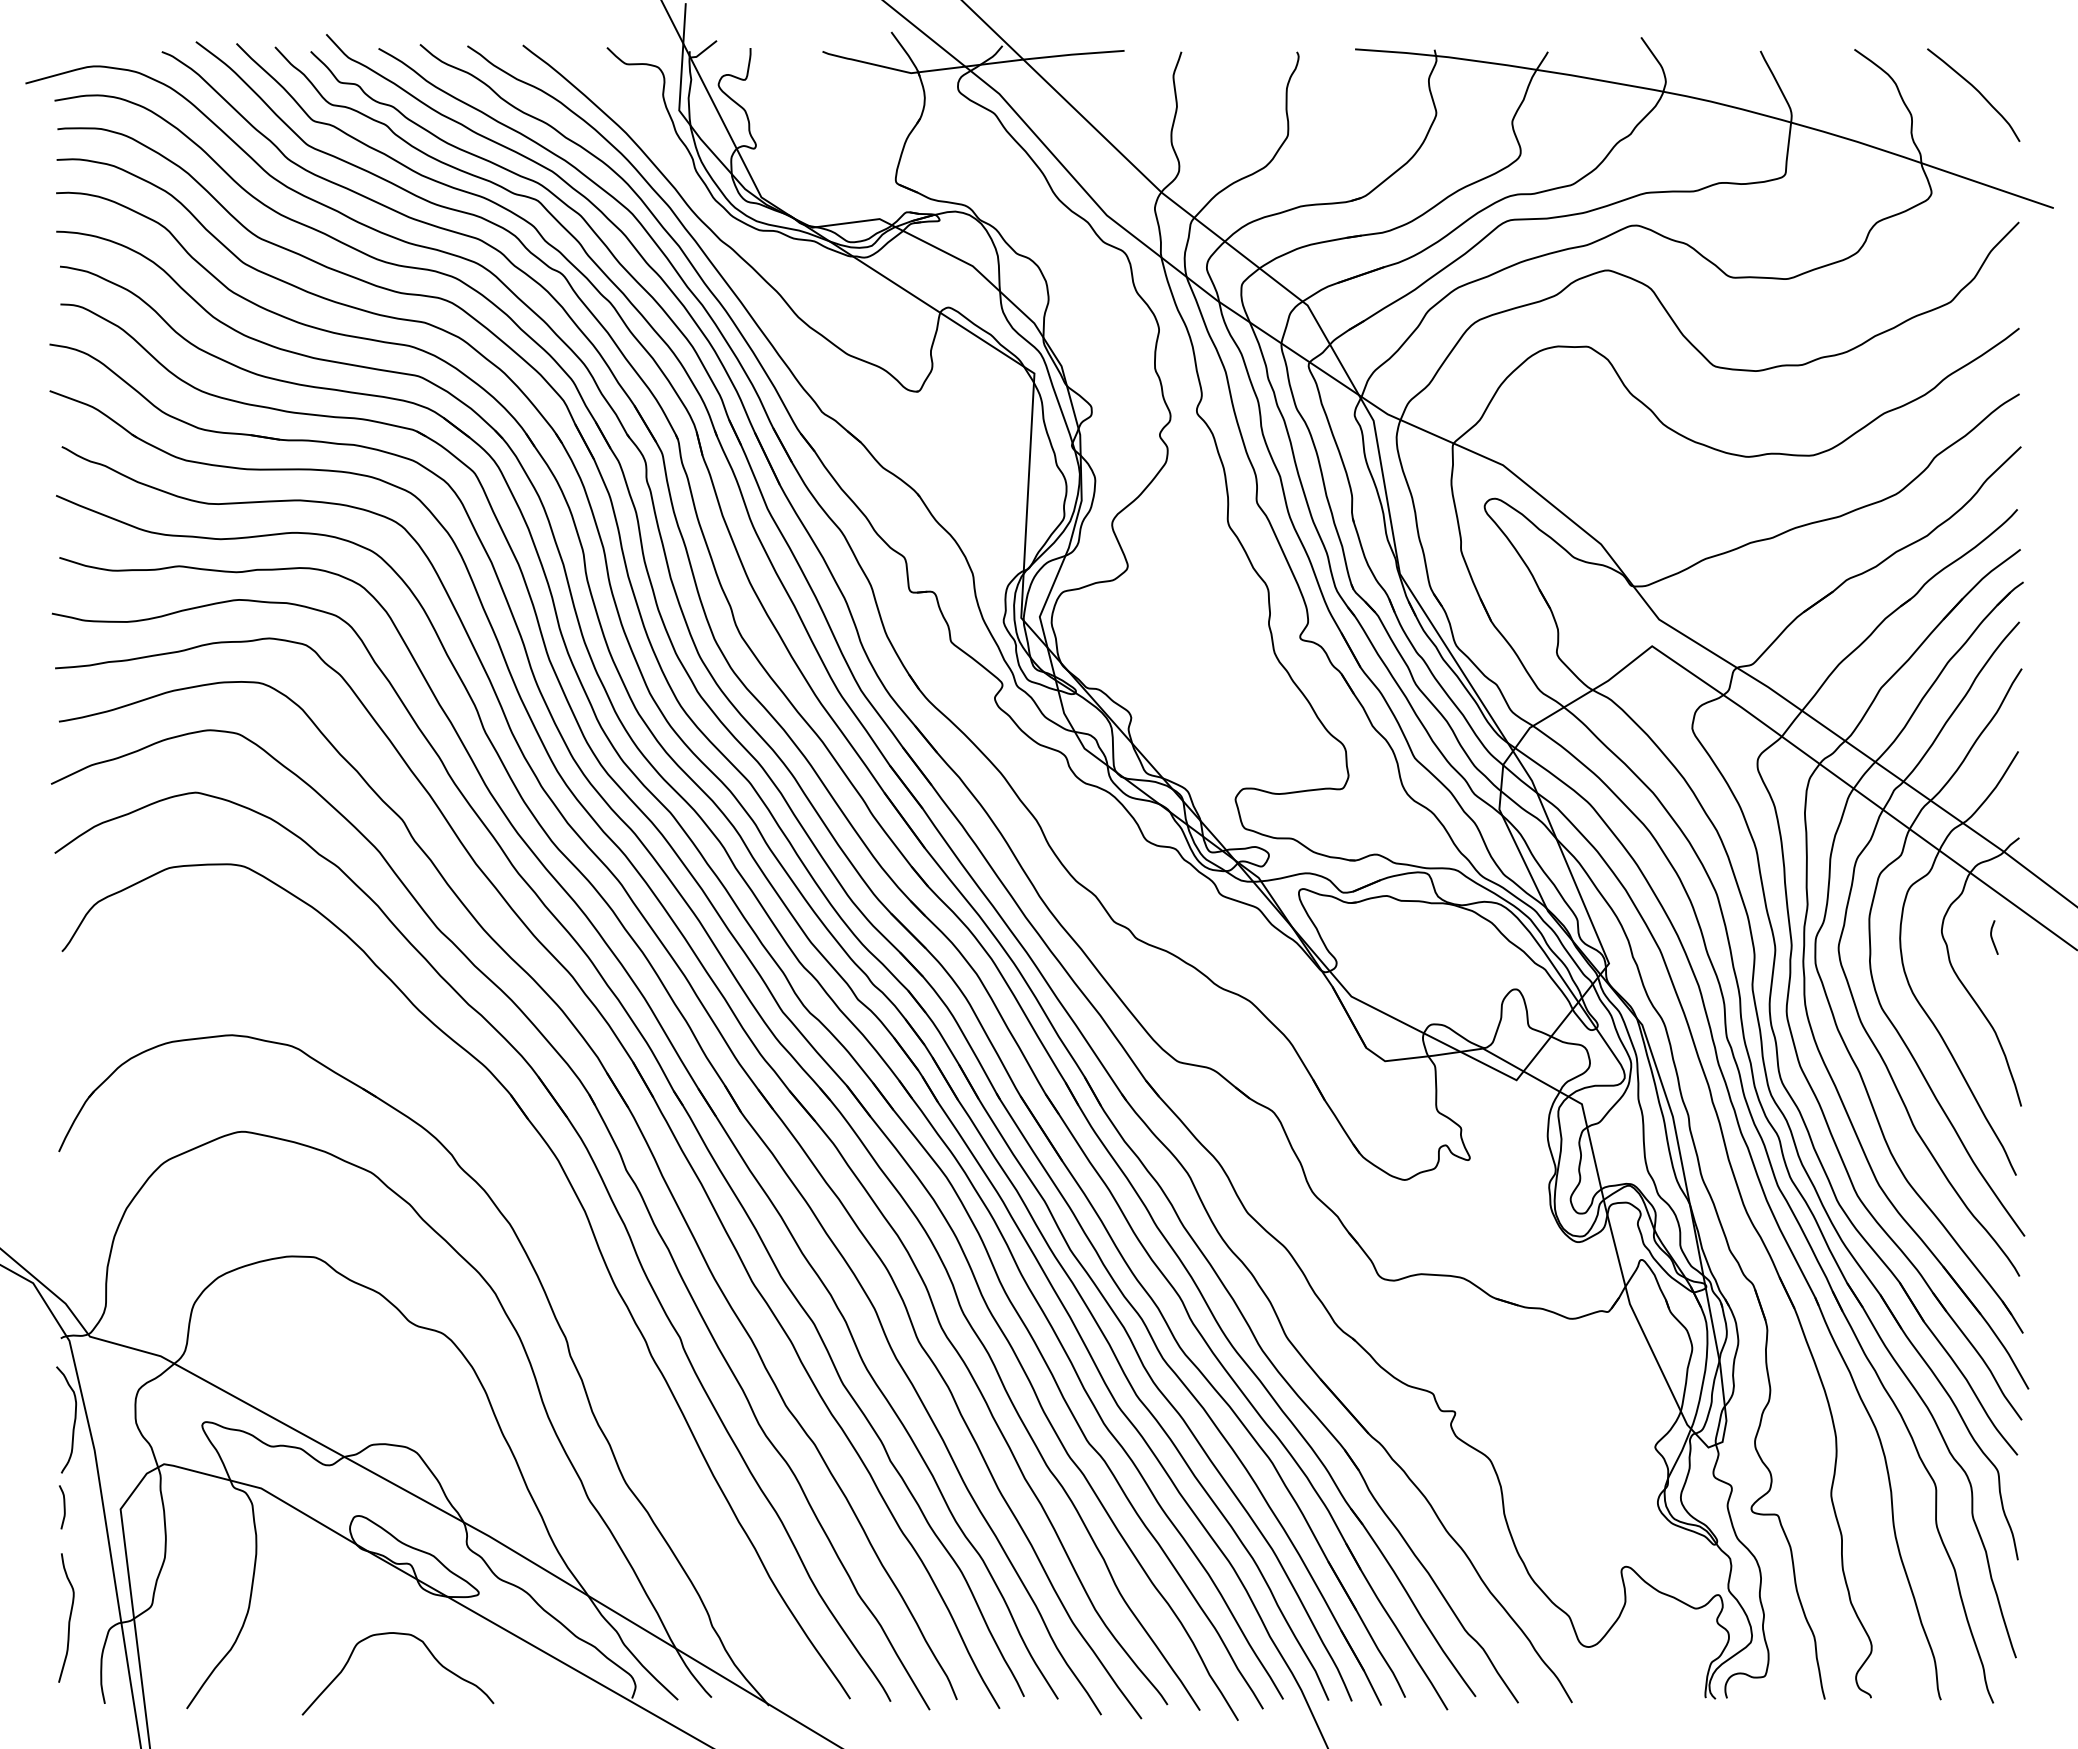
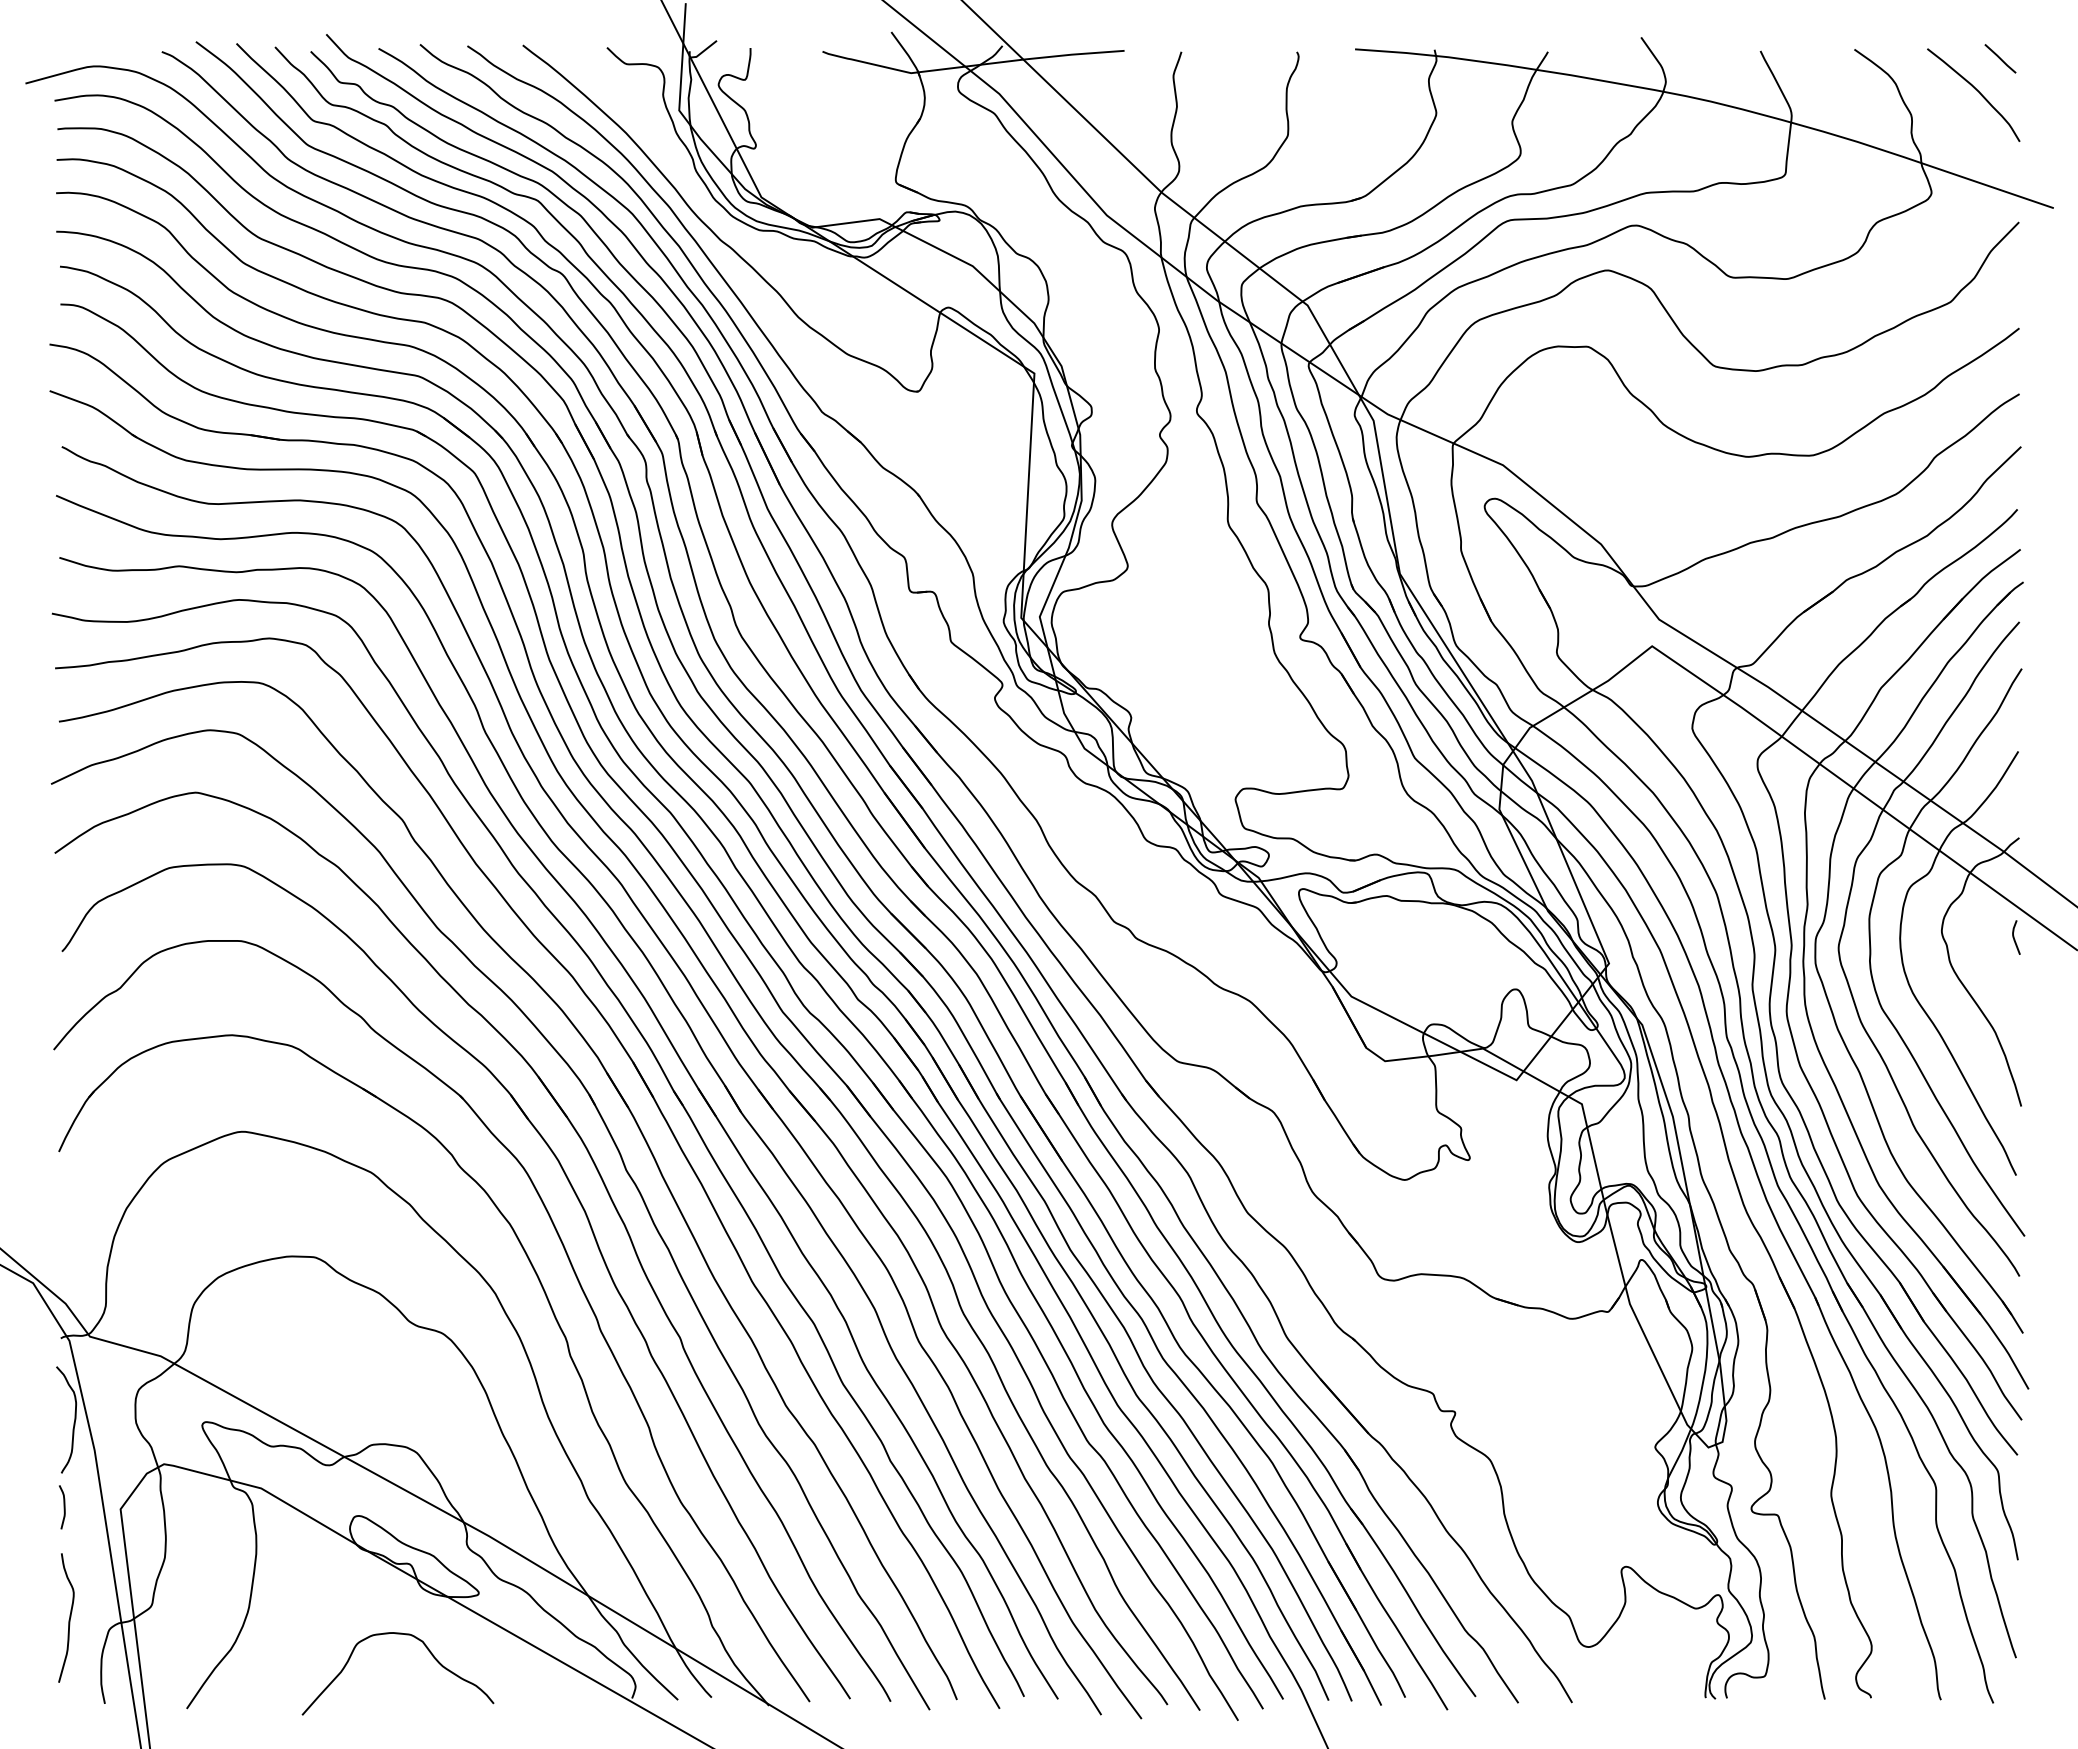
line: none -> present (2000, 58)
curve position: (1992, 937) -> (2014, 937) (2014, 937)
part: none -> present (570, 1265)
